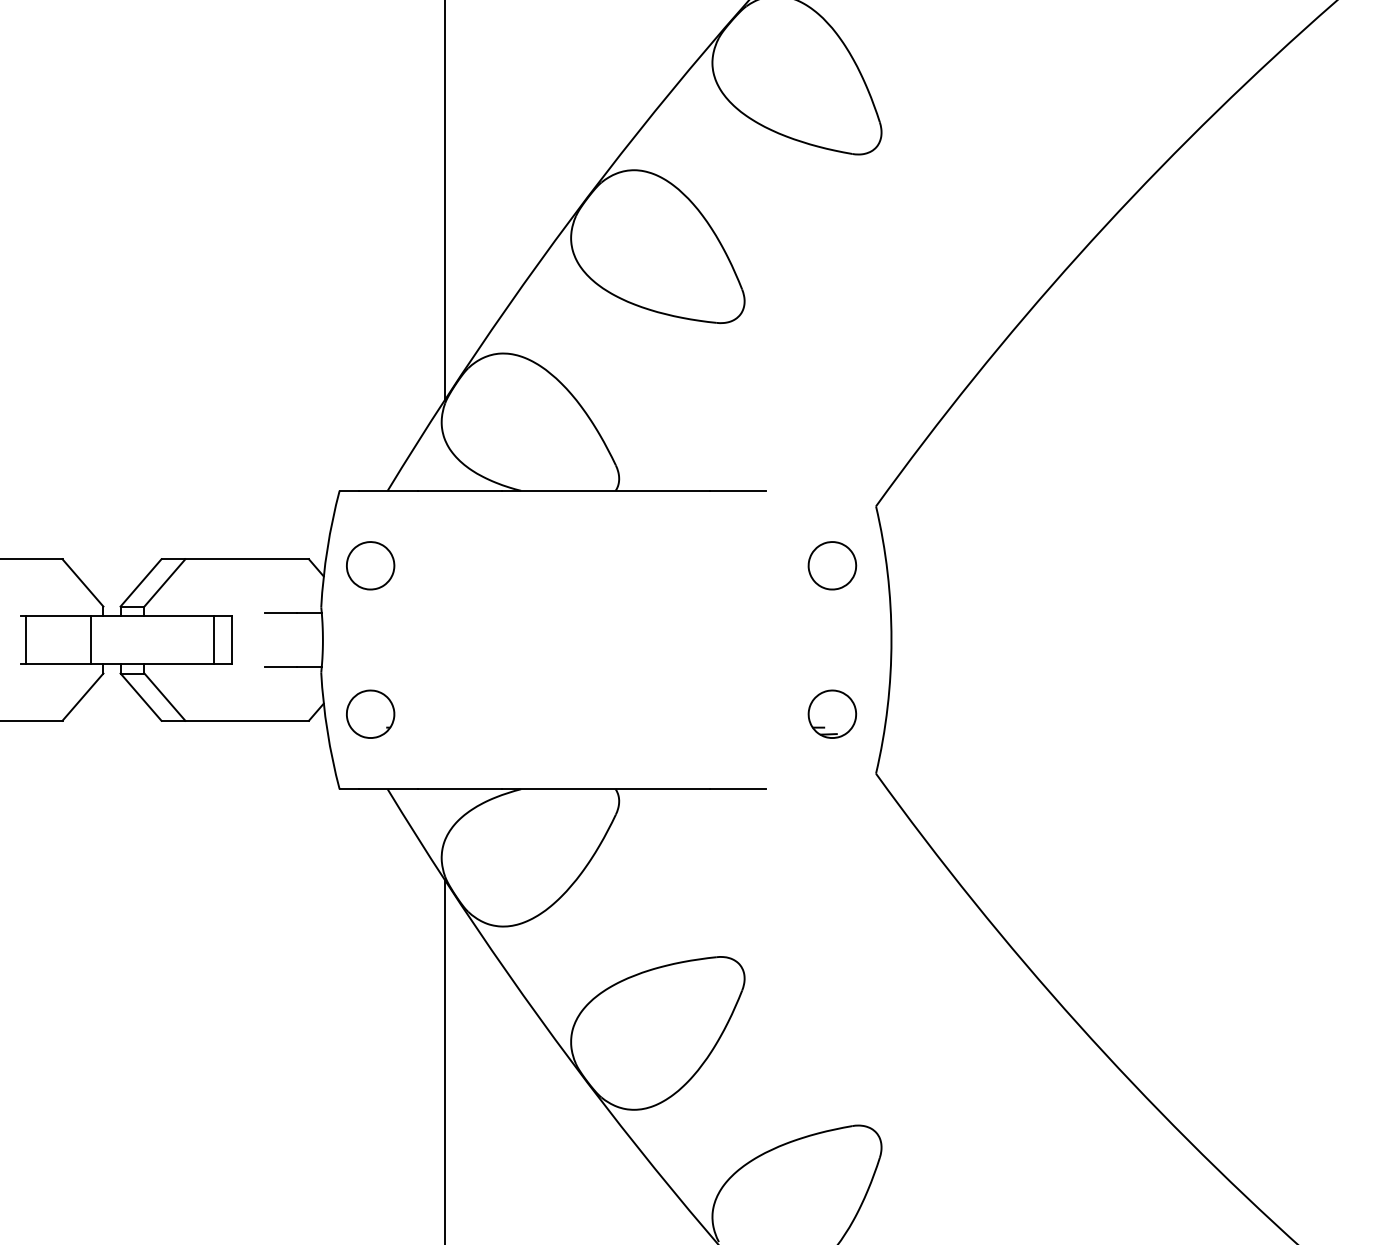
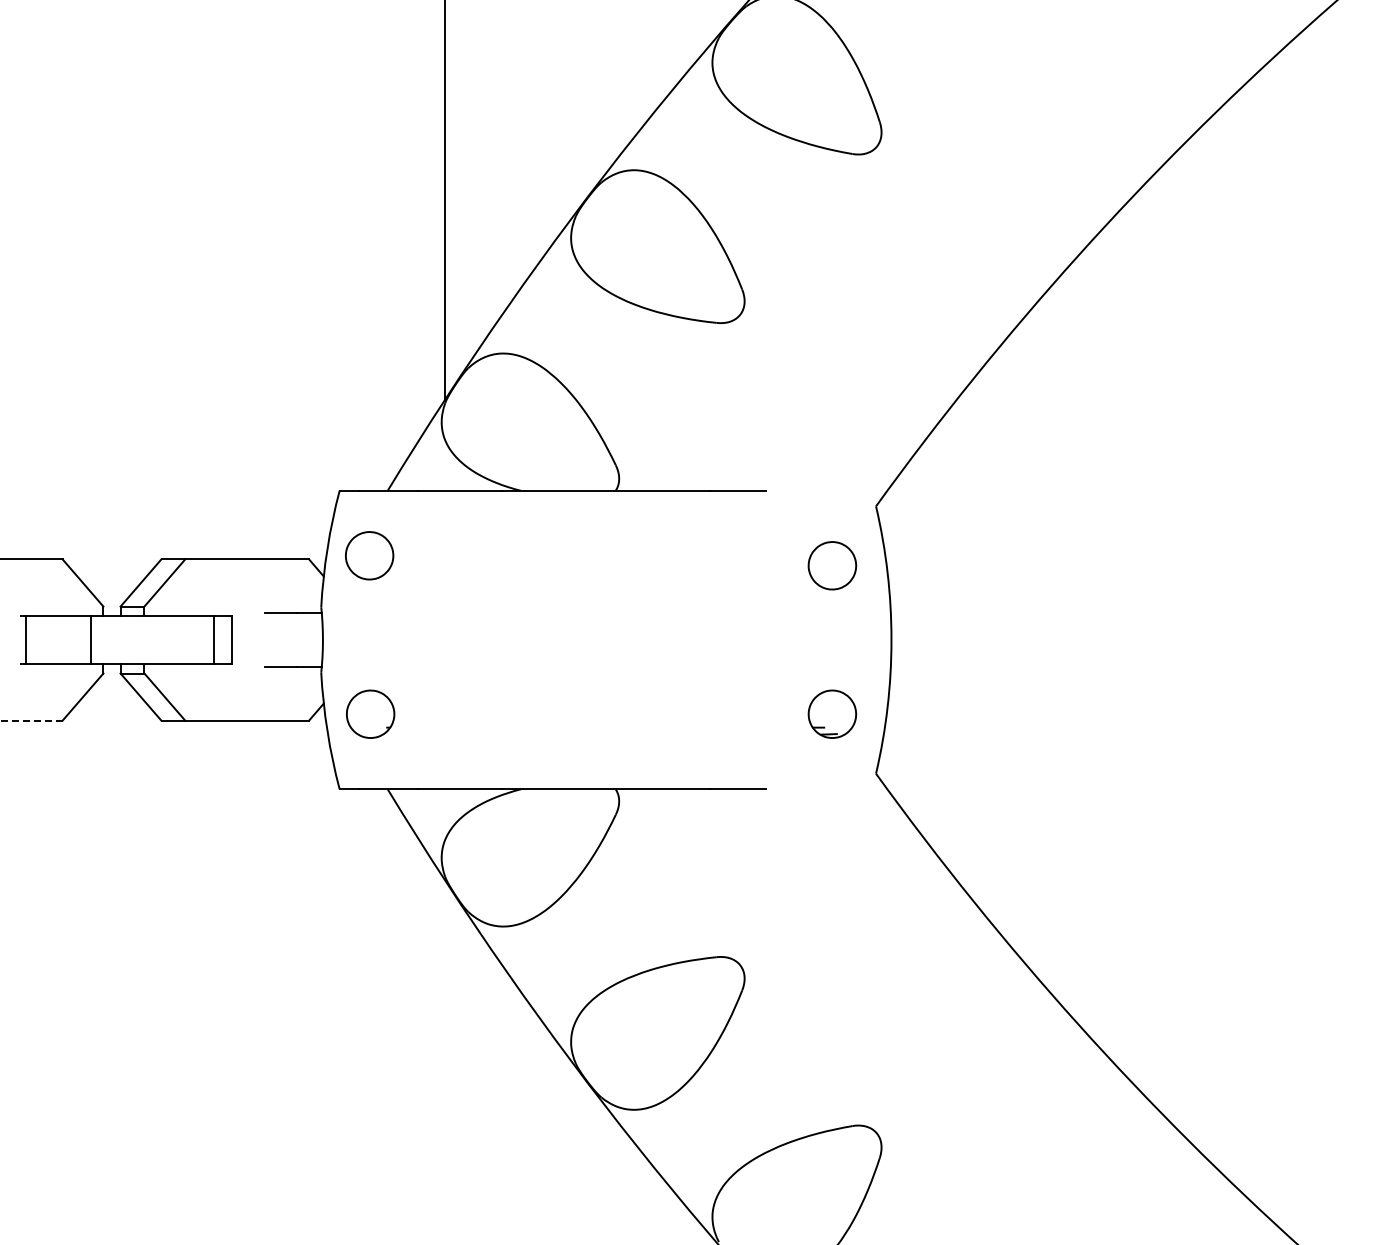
part position: (370, 565) -> (369, 555) (369, 555)
line: solid -> dashed (31, 720)
line: present -> none (444, 1060)
